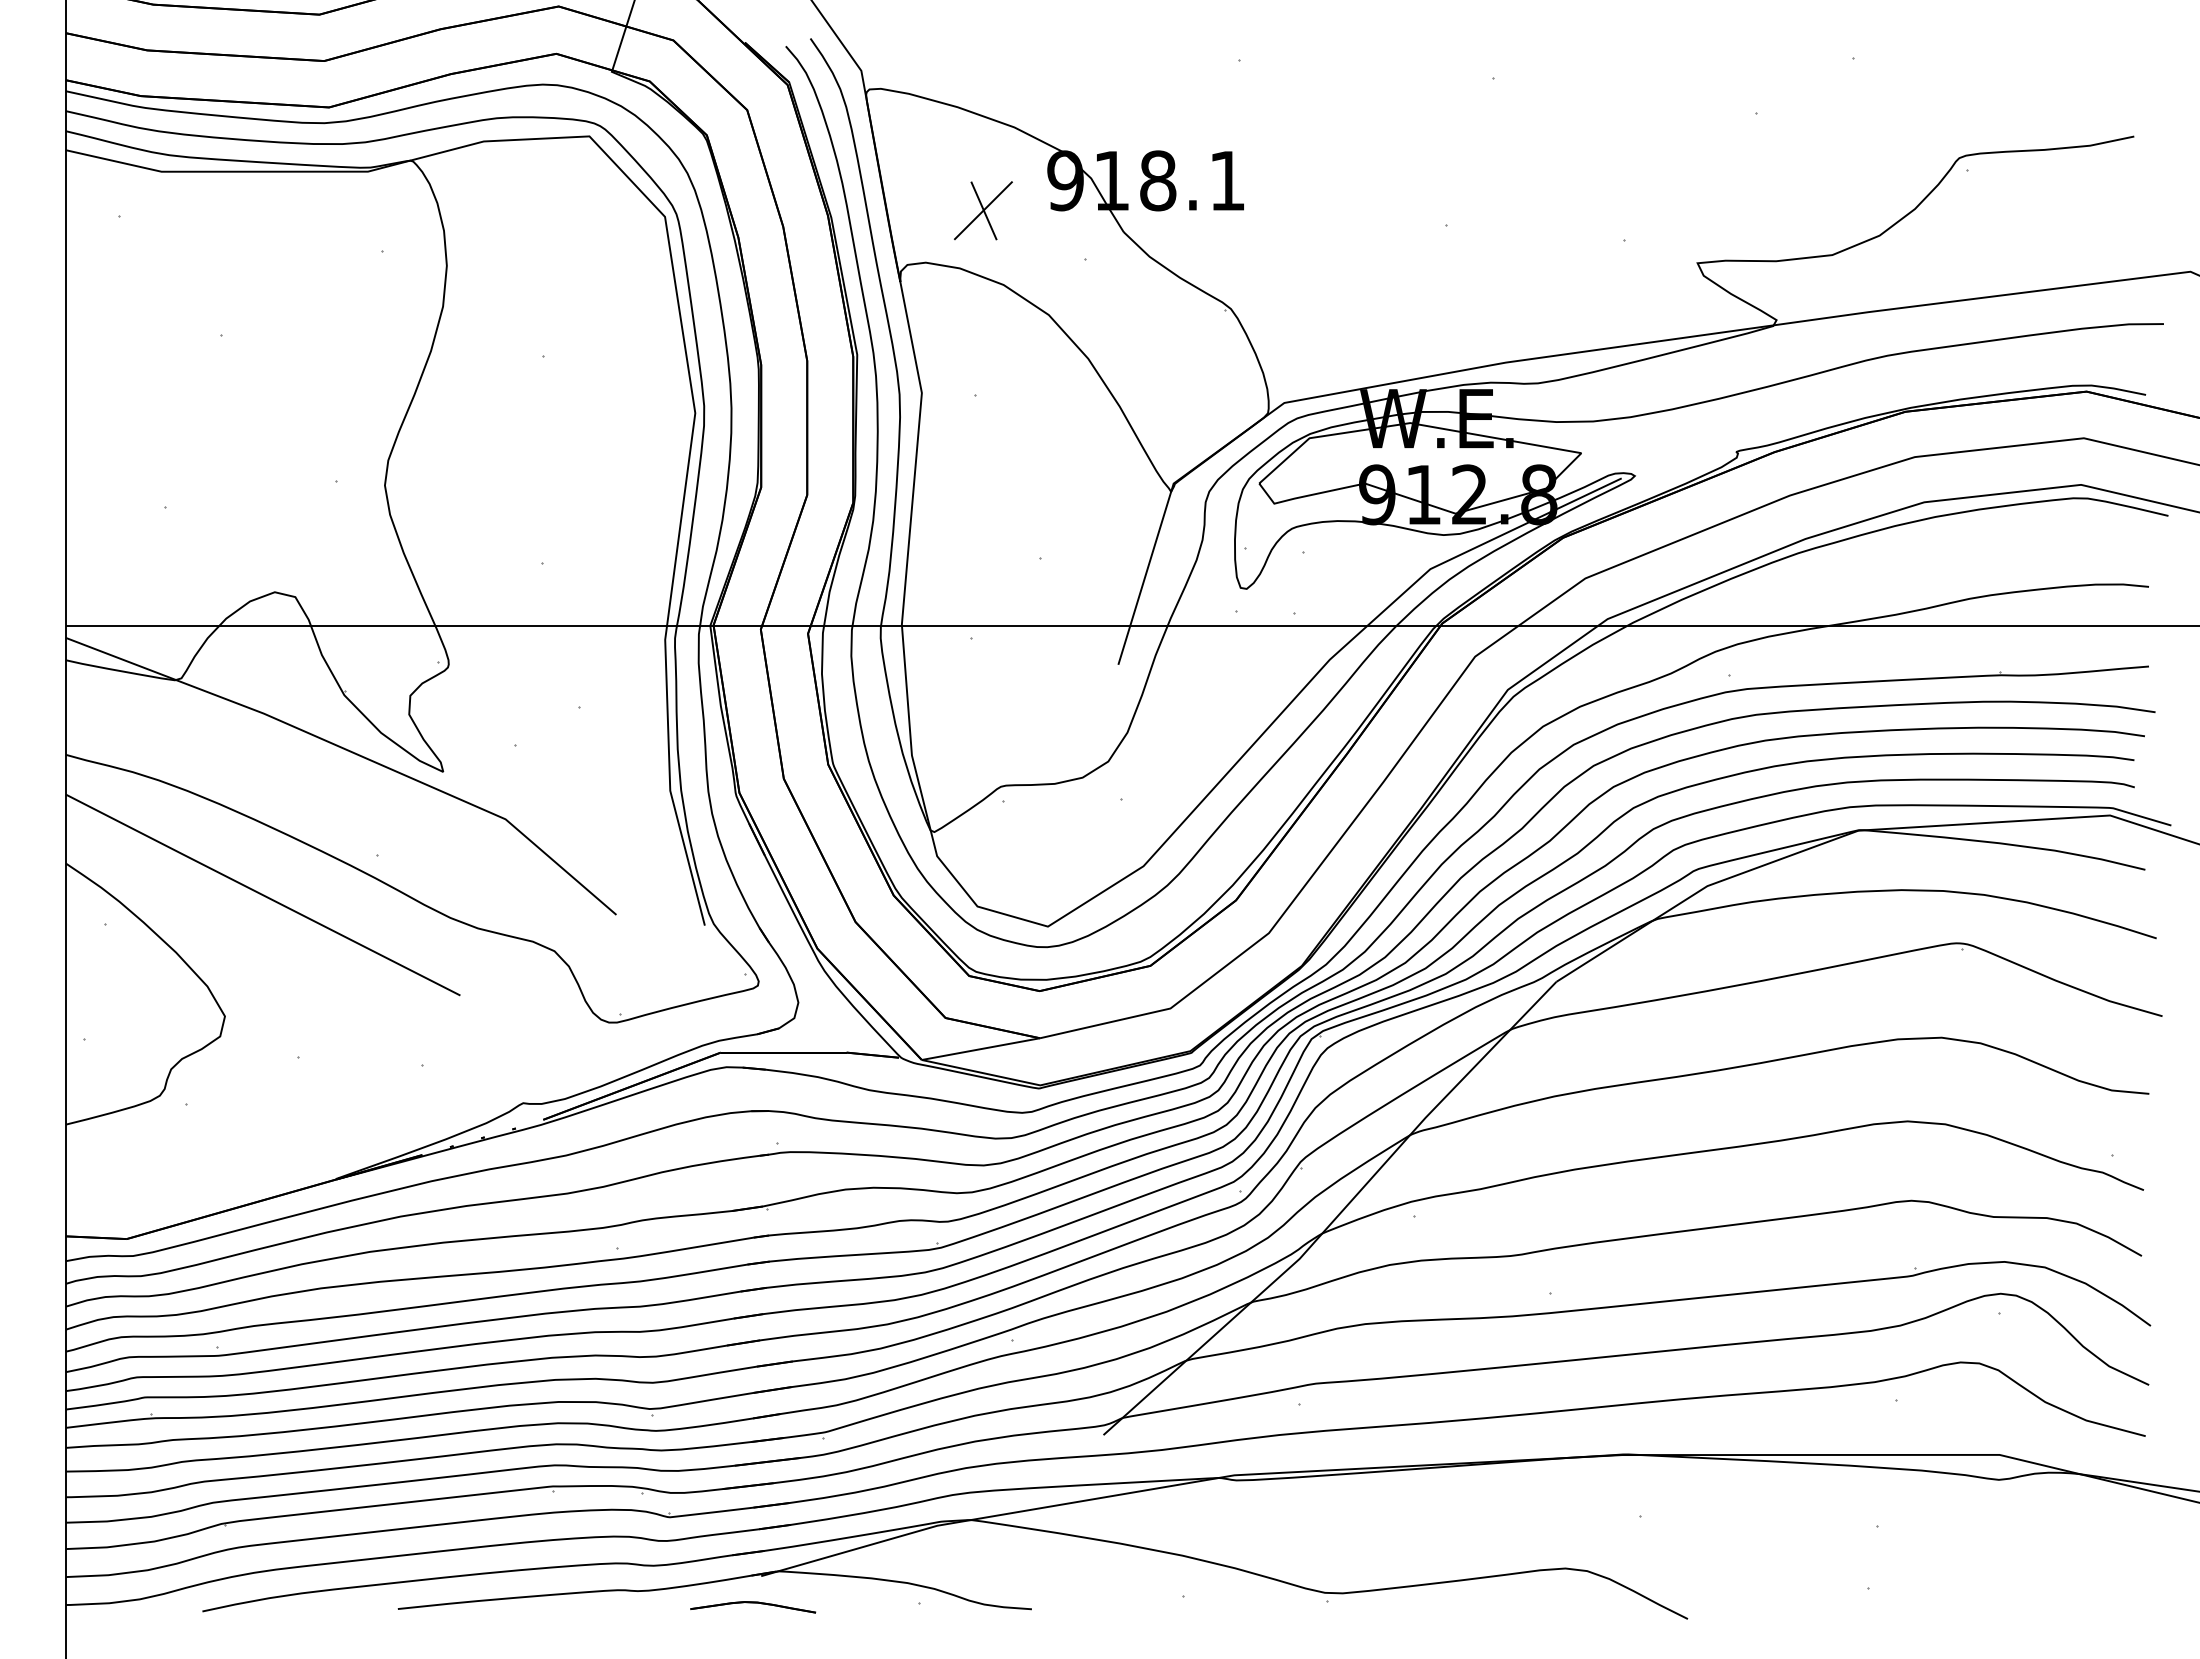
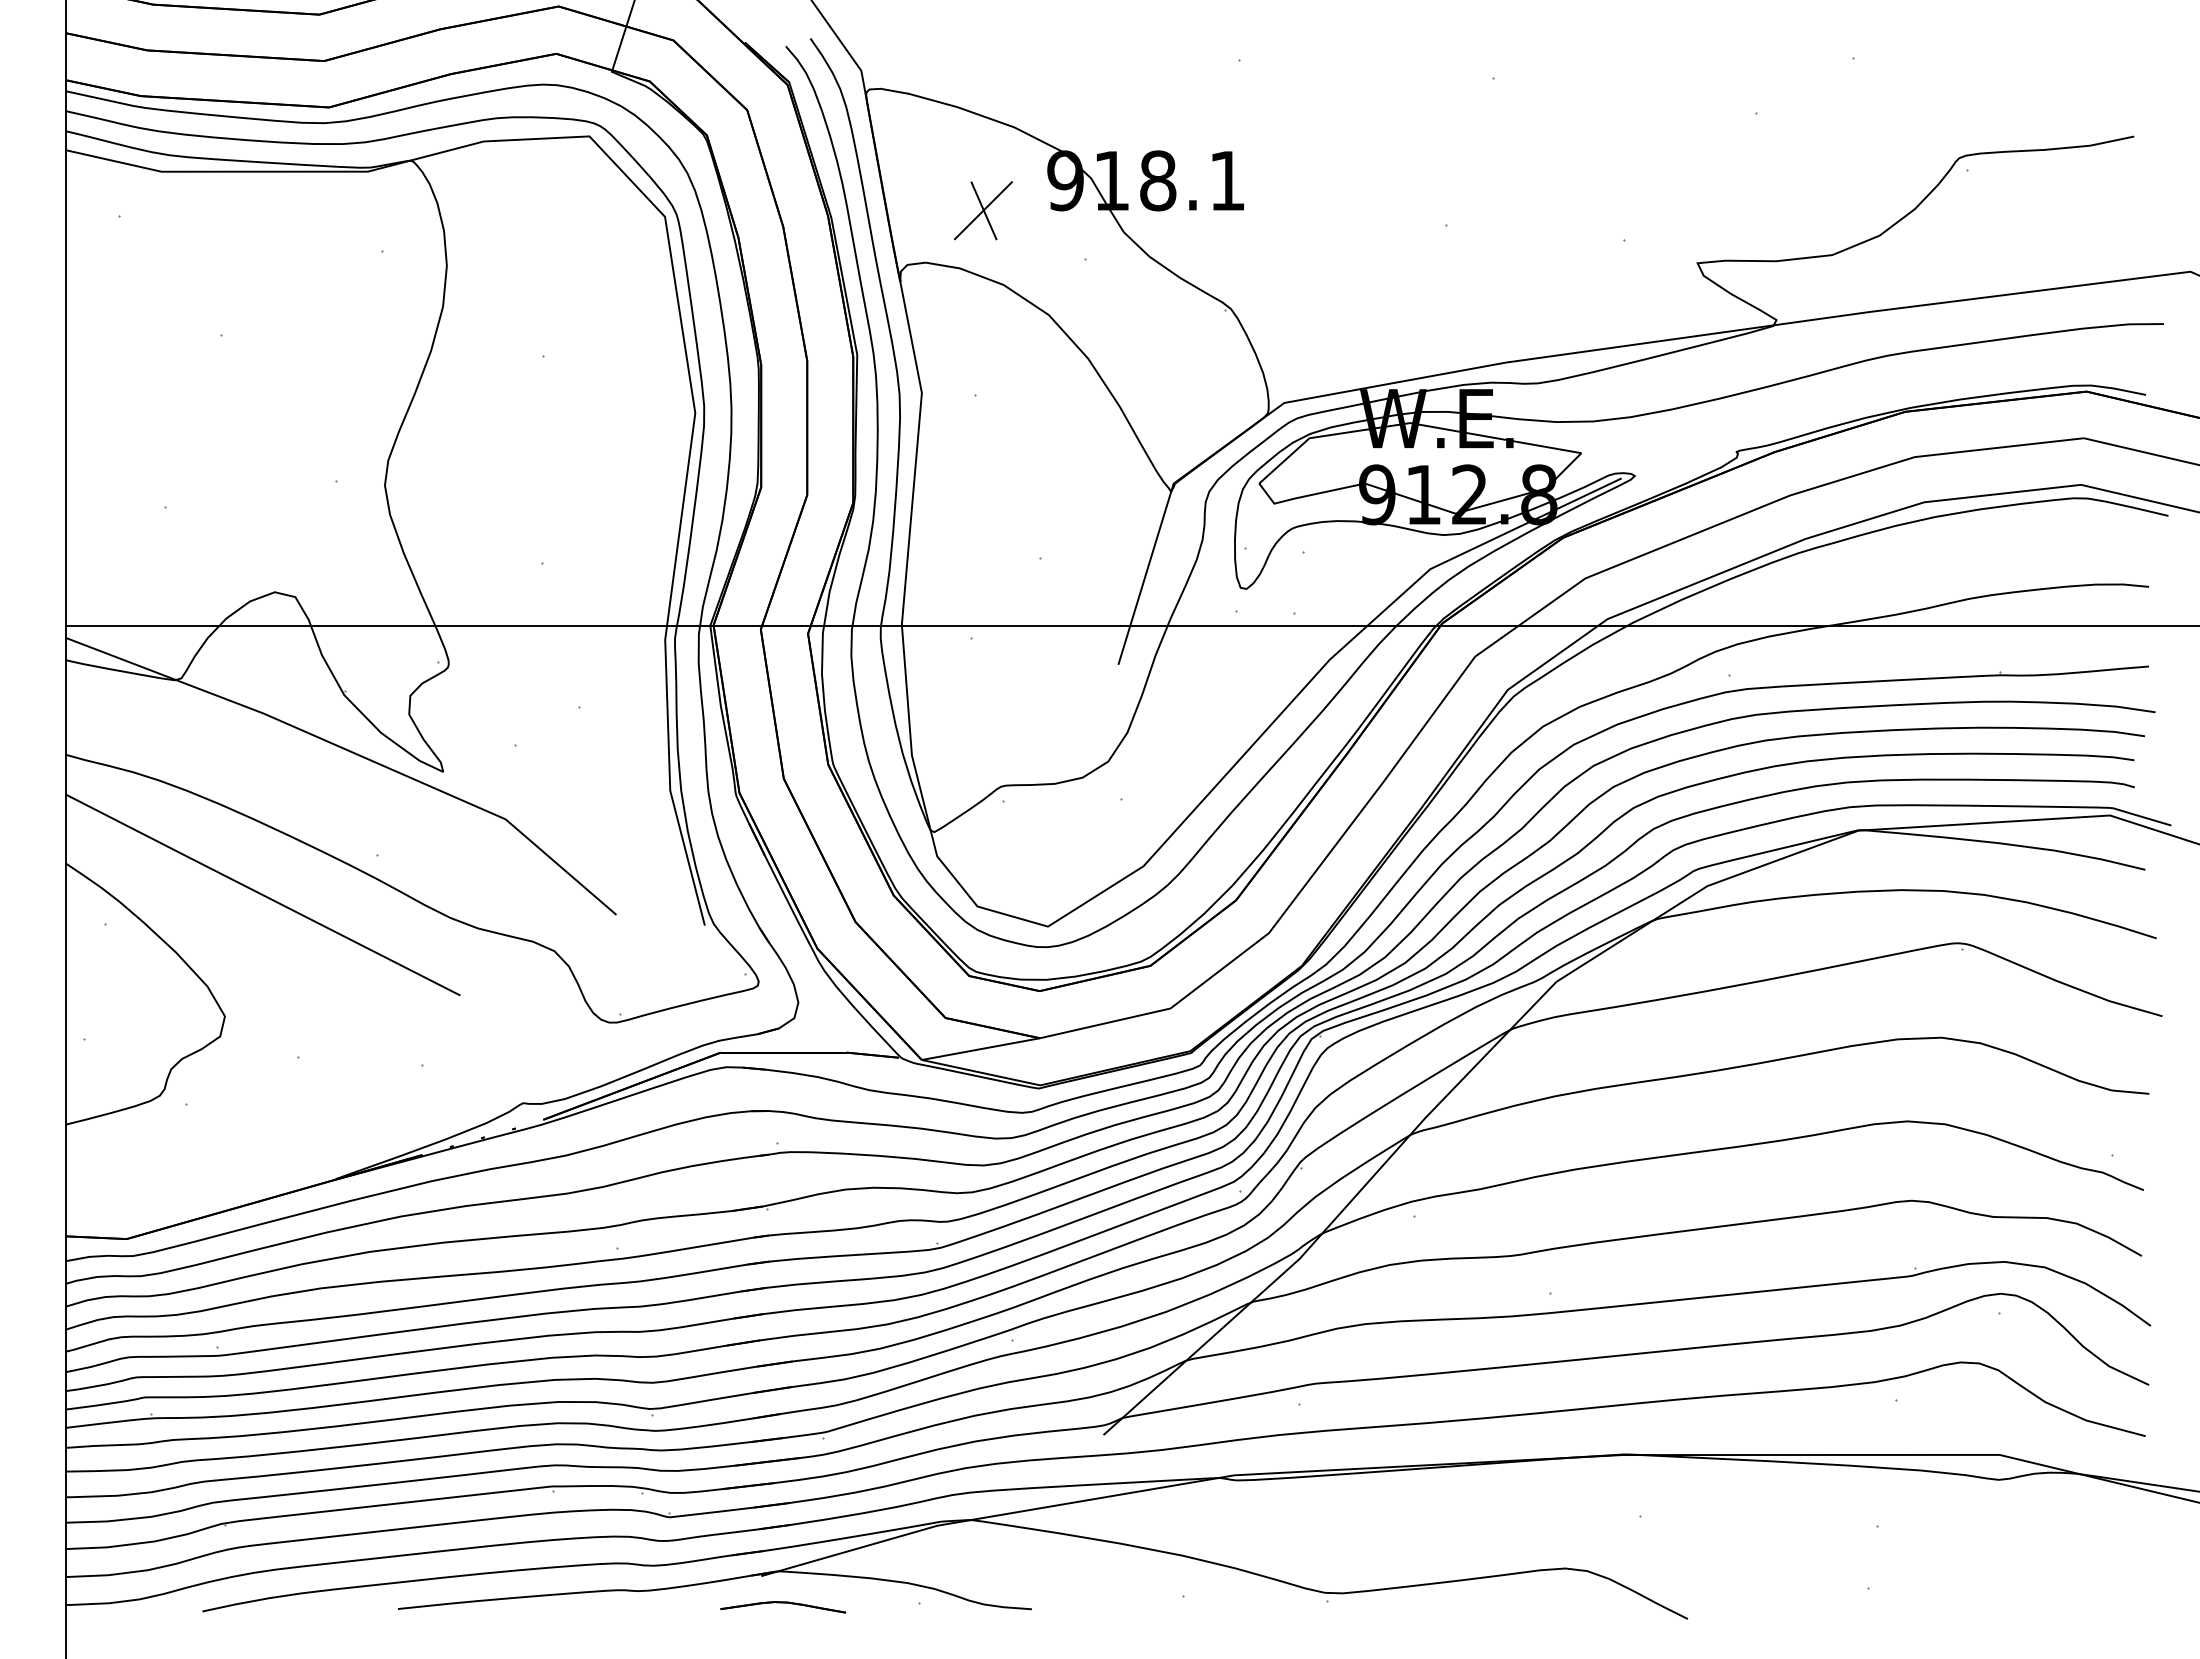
part position: (753, 1607) -> (783, 1607) (783, 1607)
